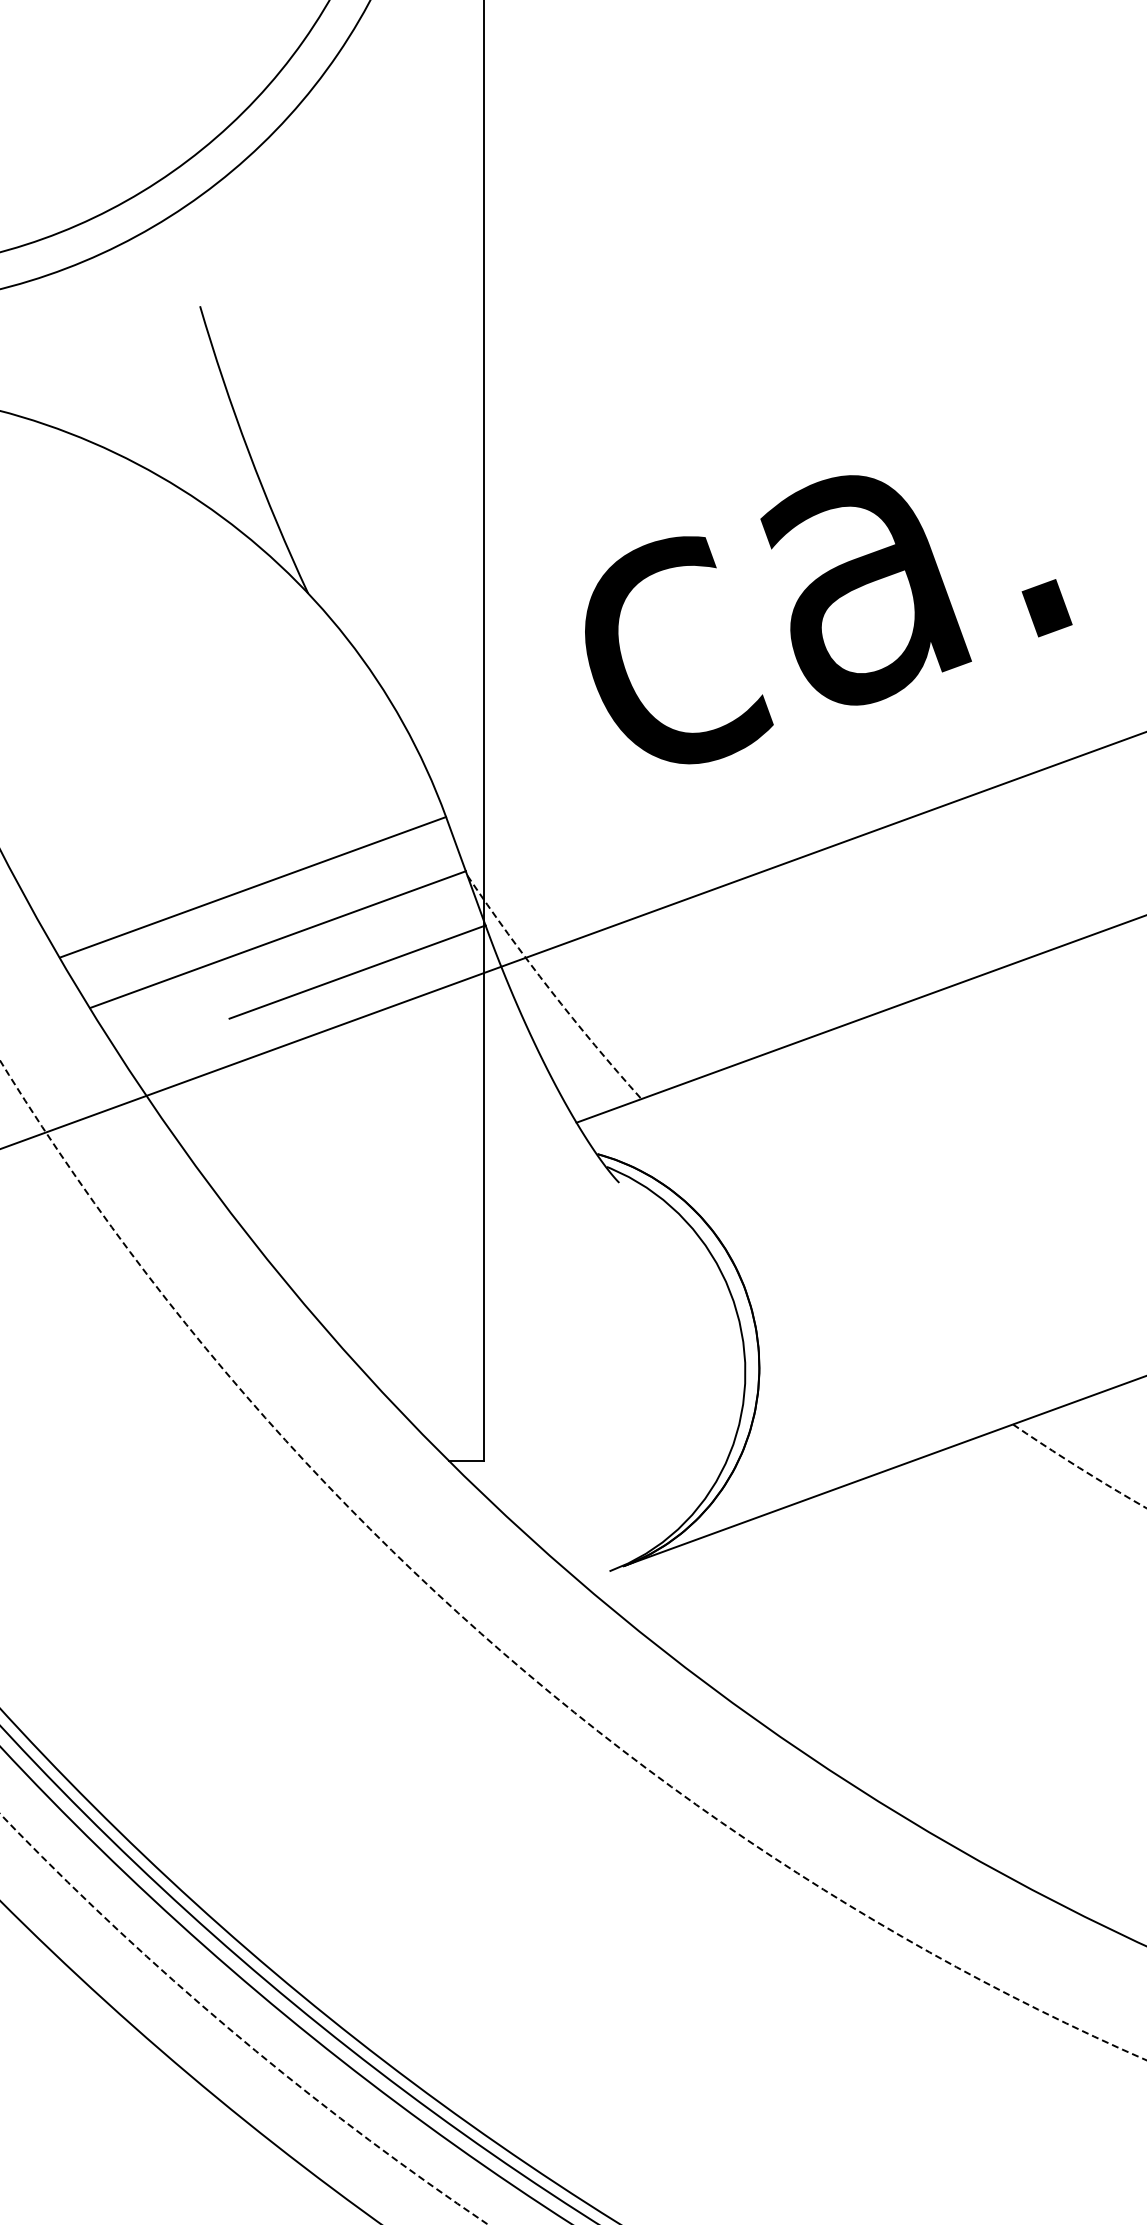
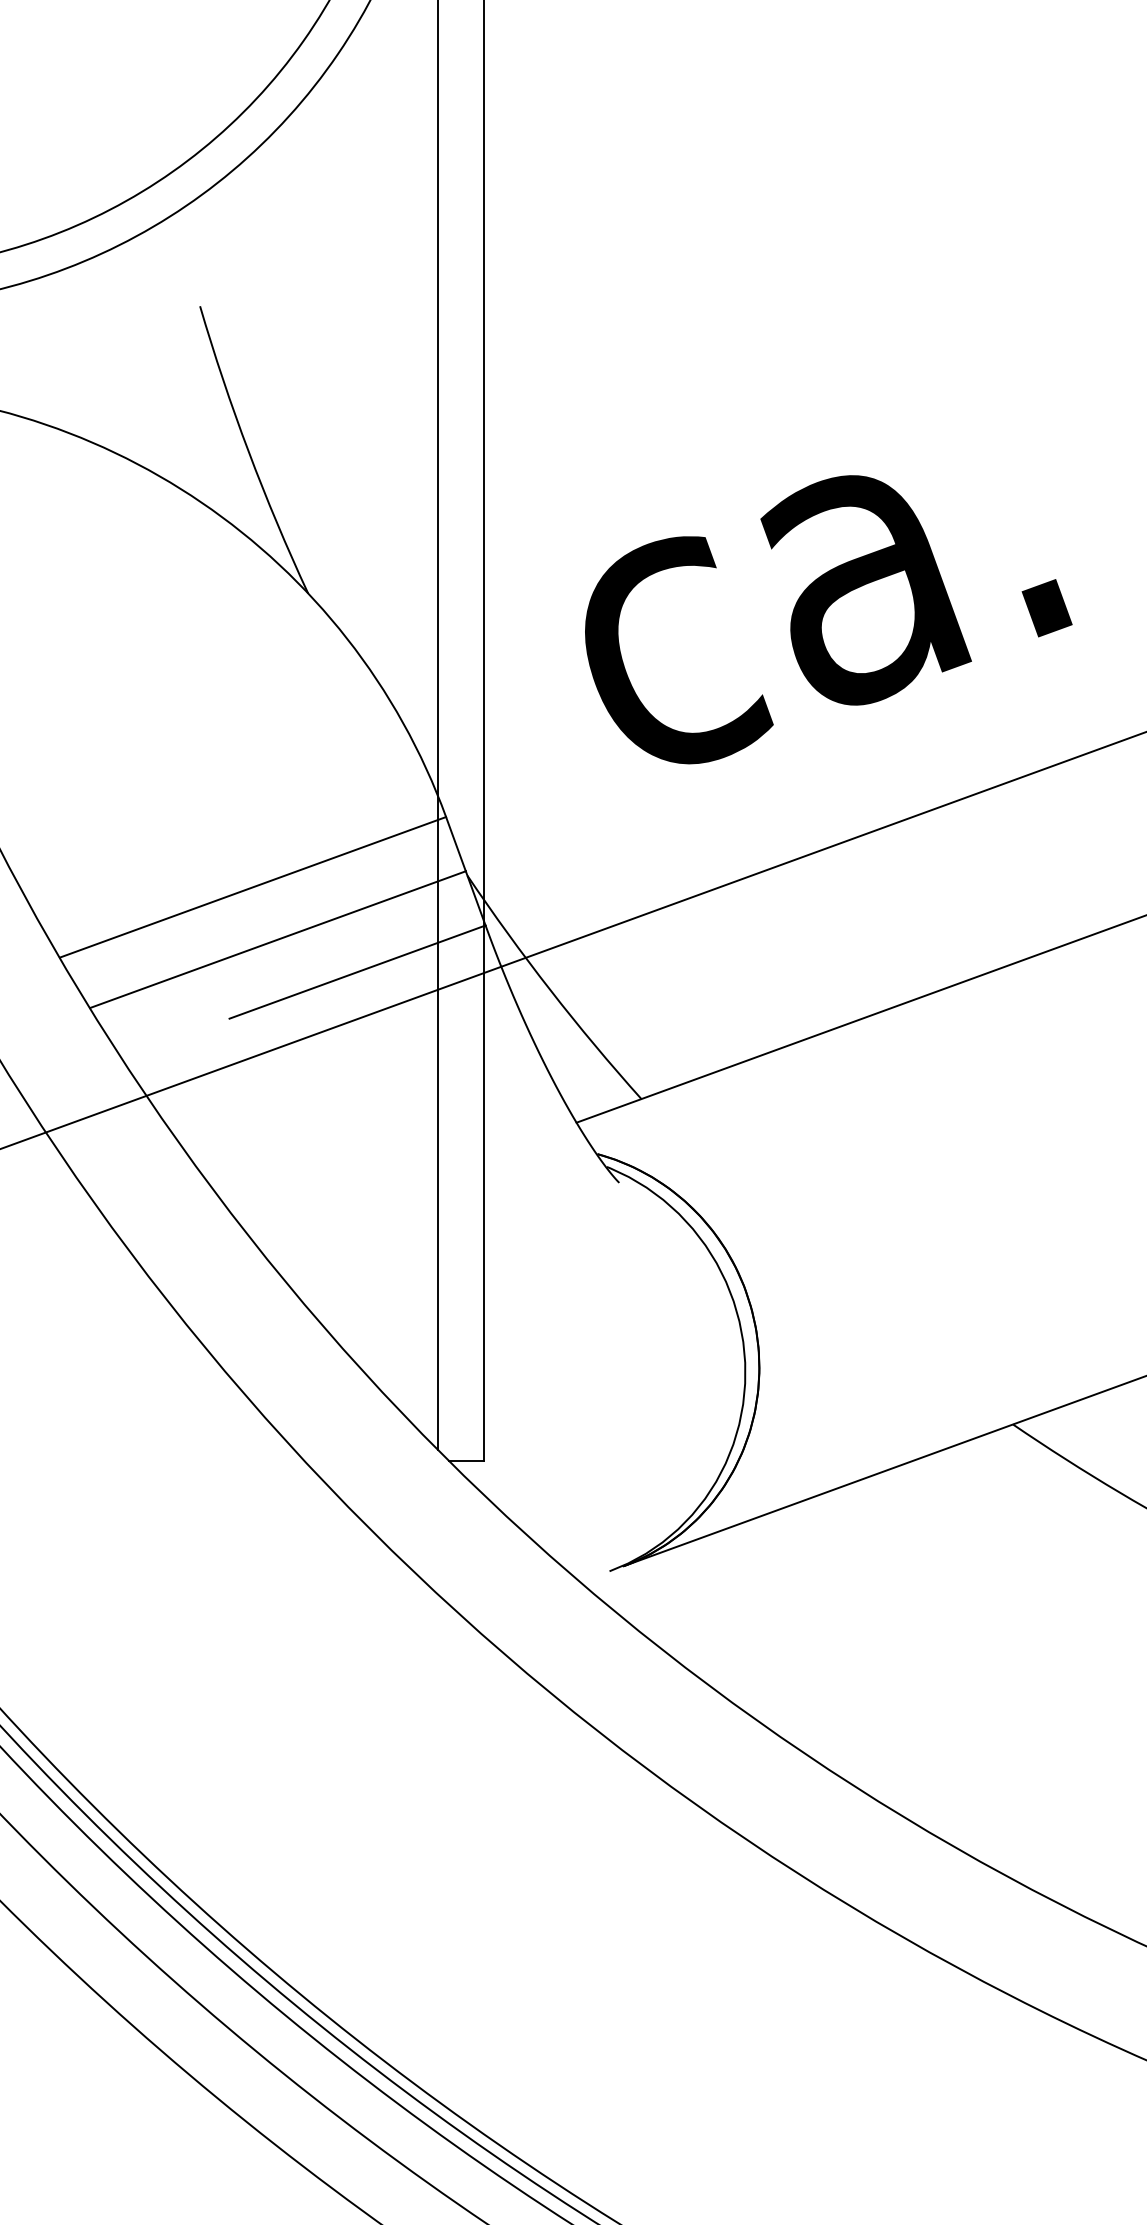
line: none -> present (438, 726)
arc: dashed -> solid (550, 990)
arc: dashed -> solid (1079, 1467)
circle: dashed -> solid (573, 1560)
circle: dashed -> solid (244, 2019)
